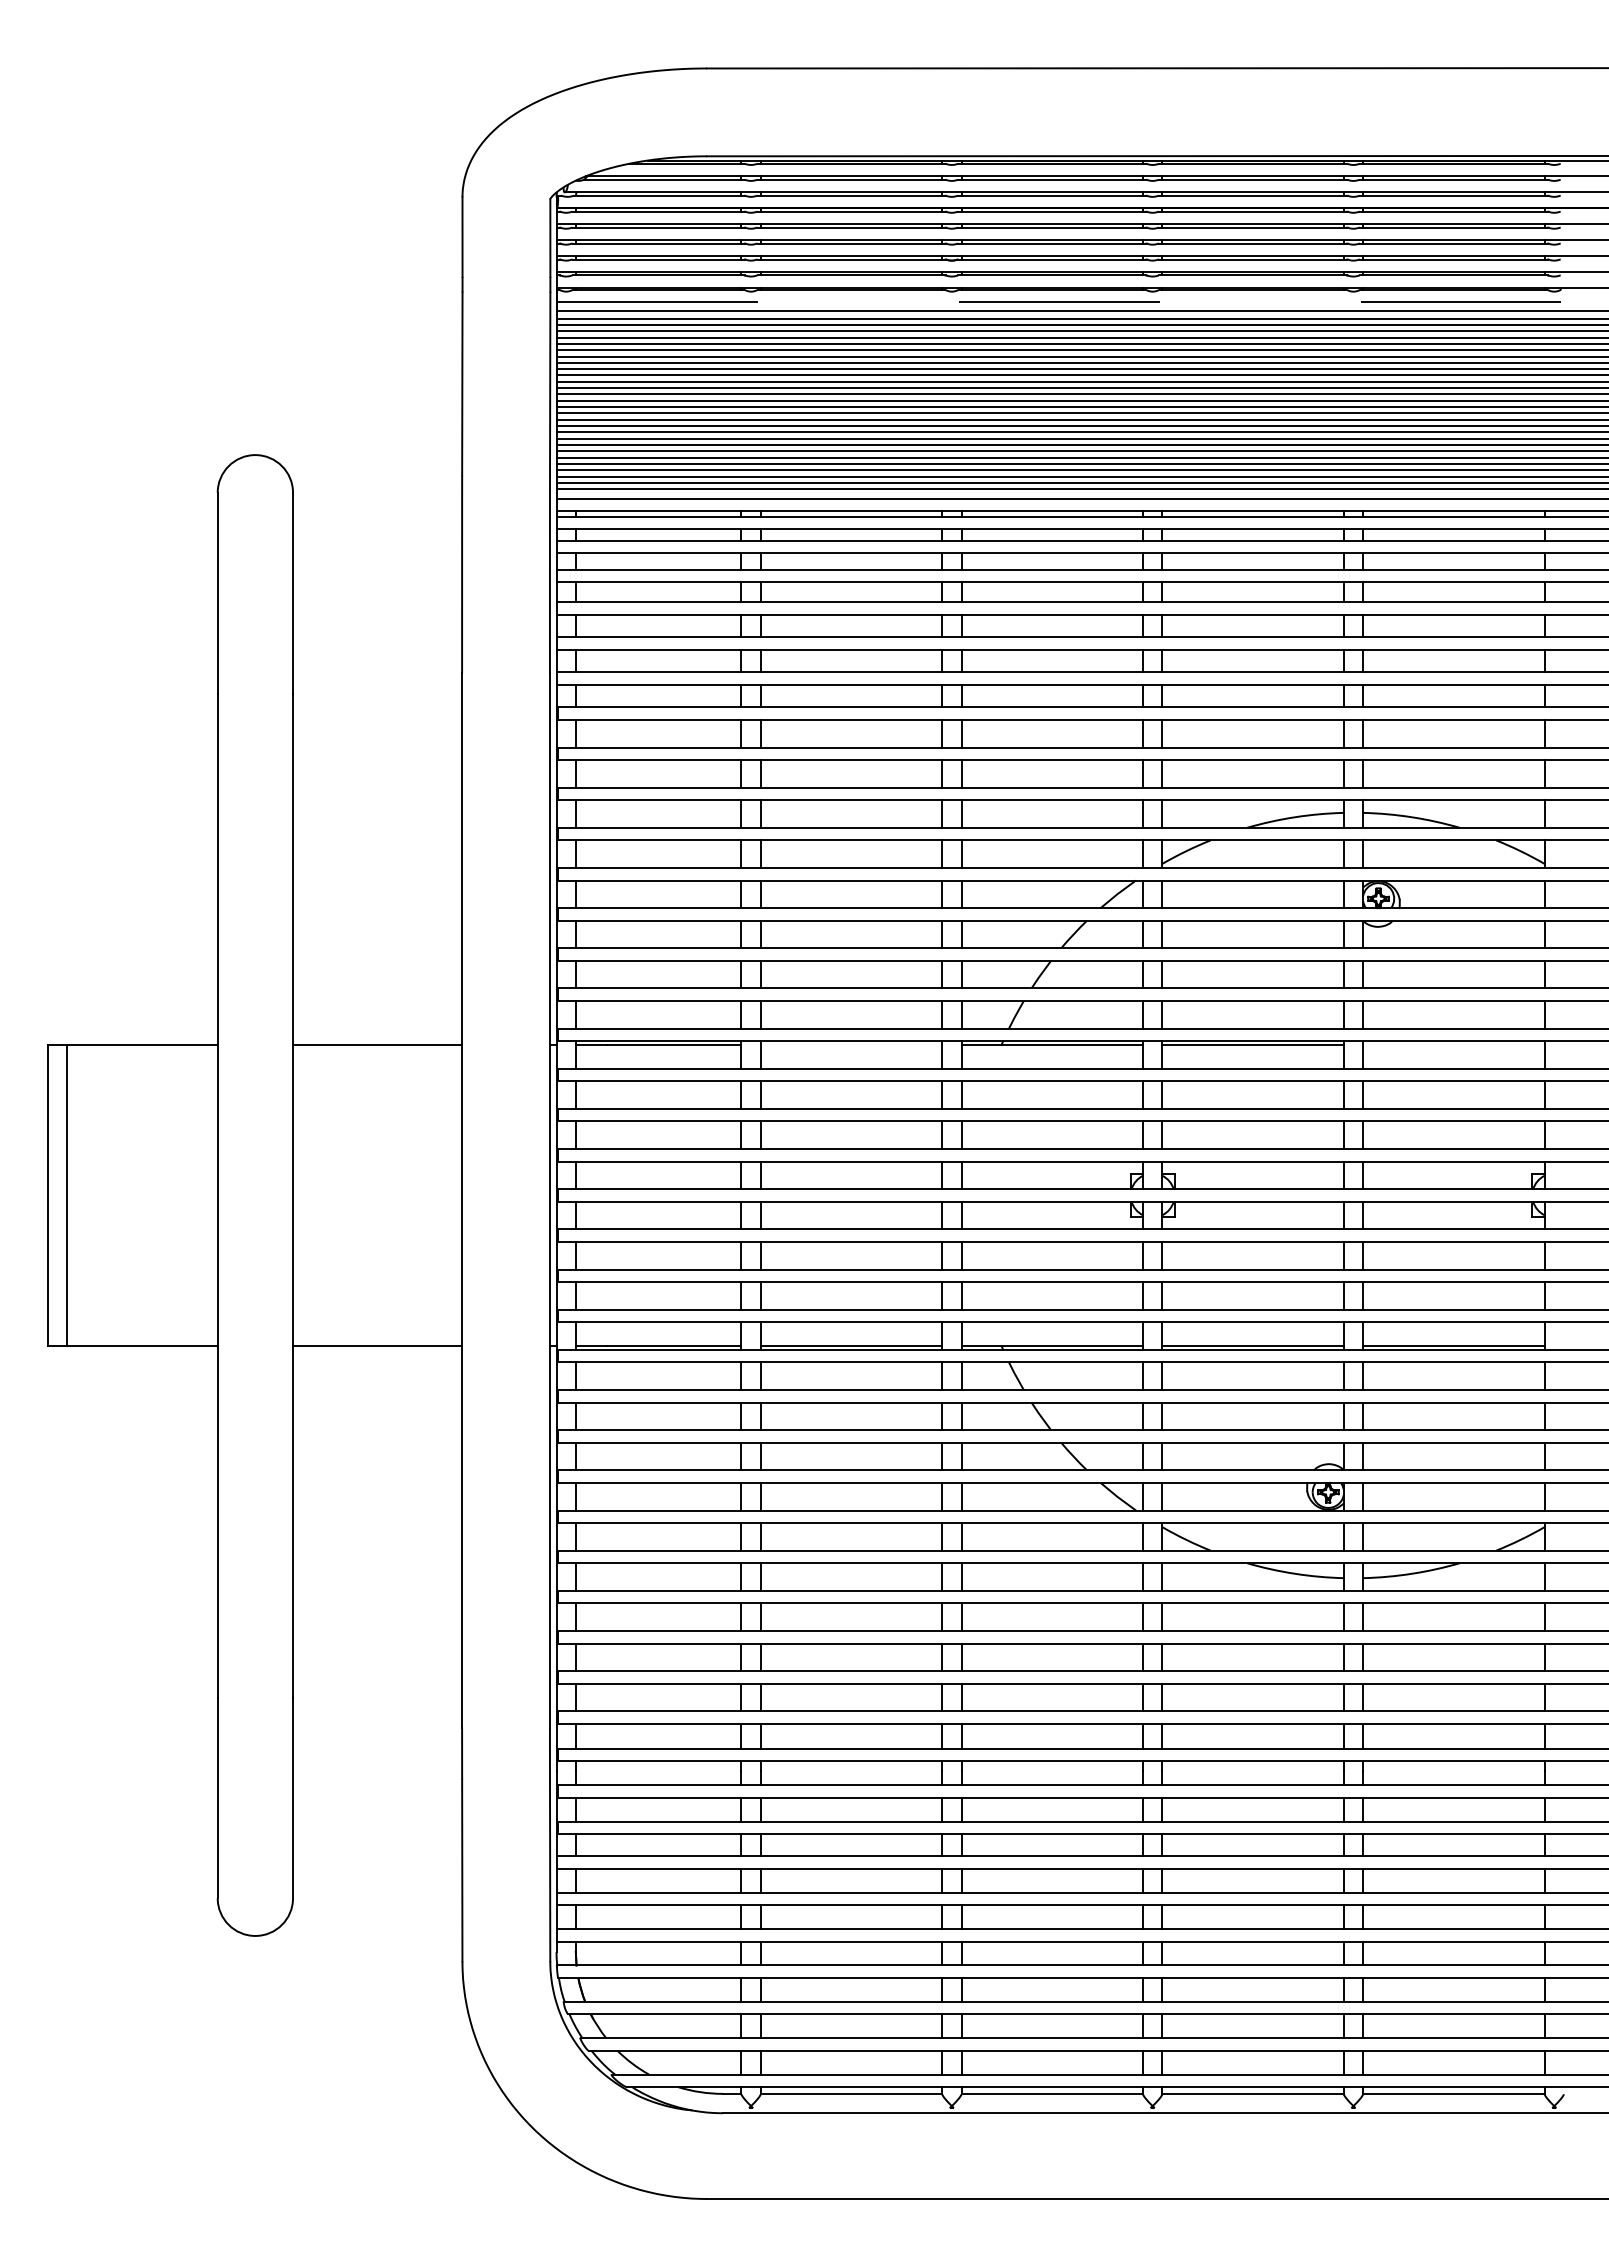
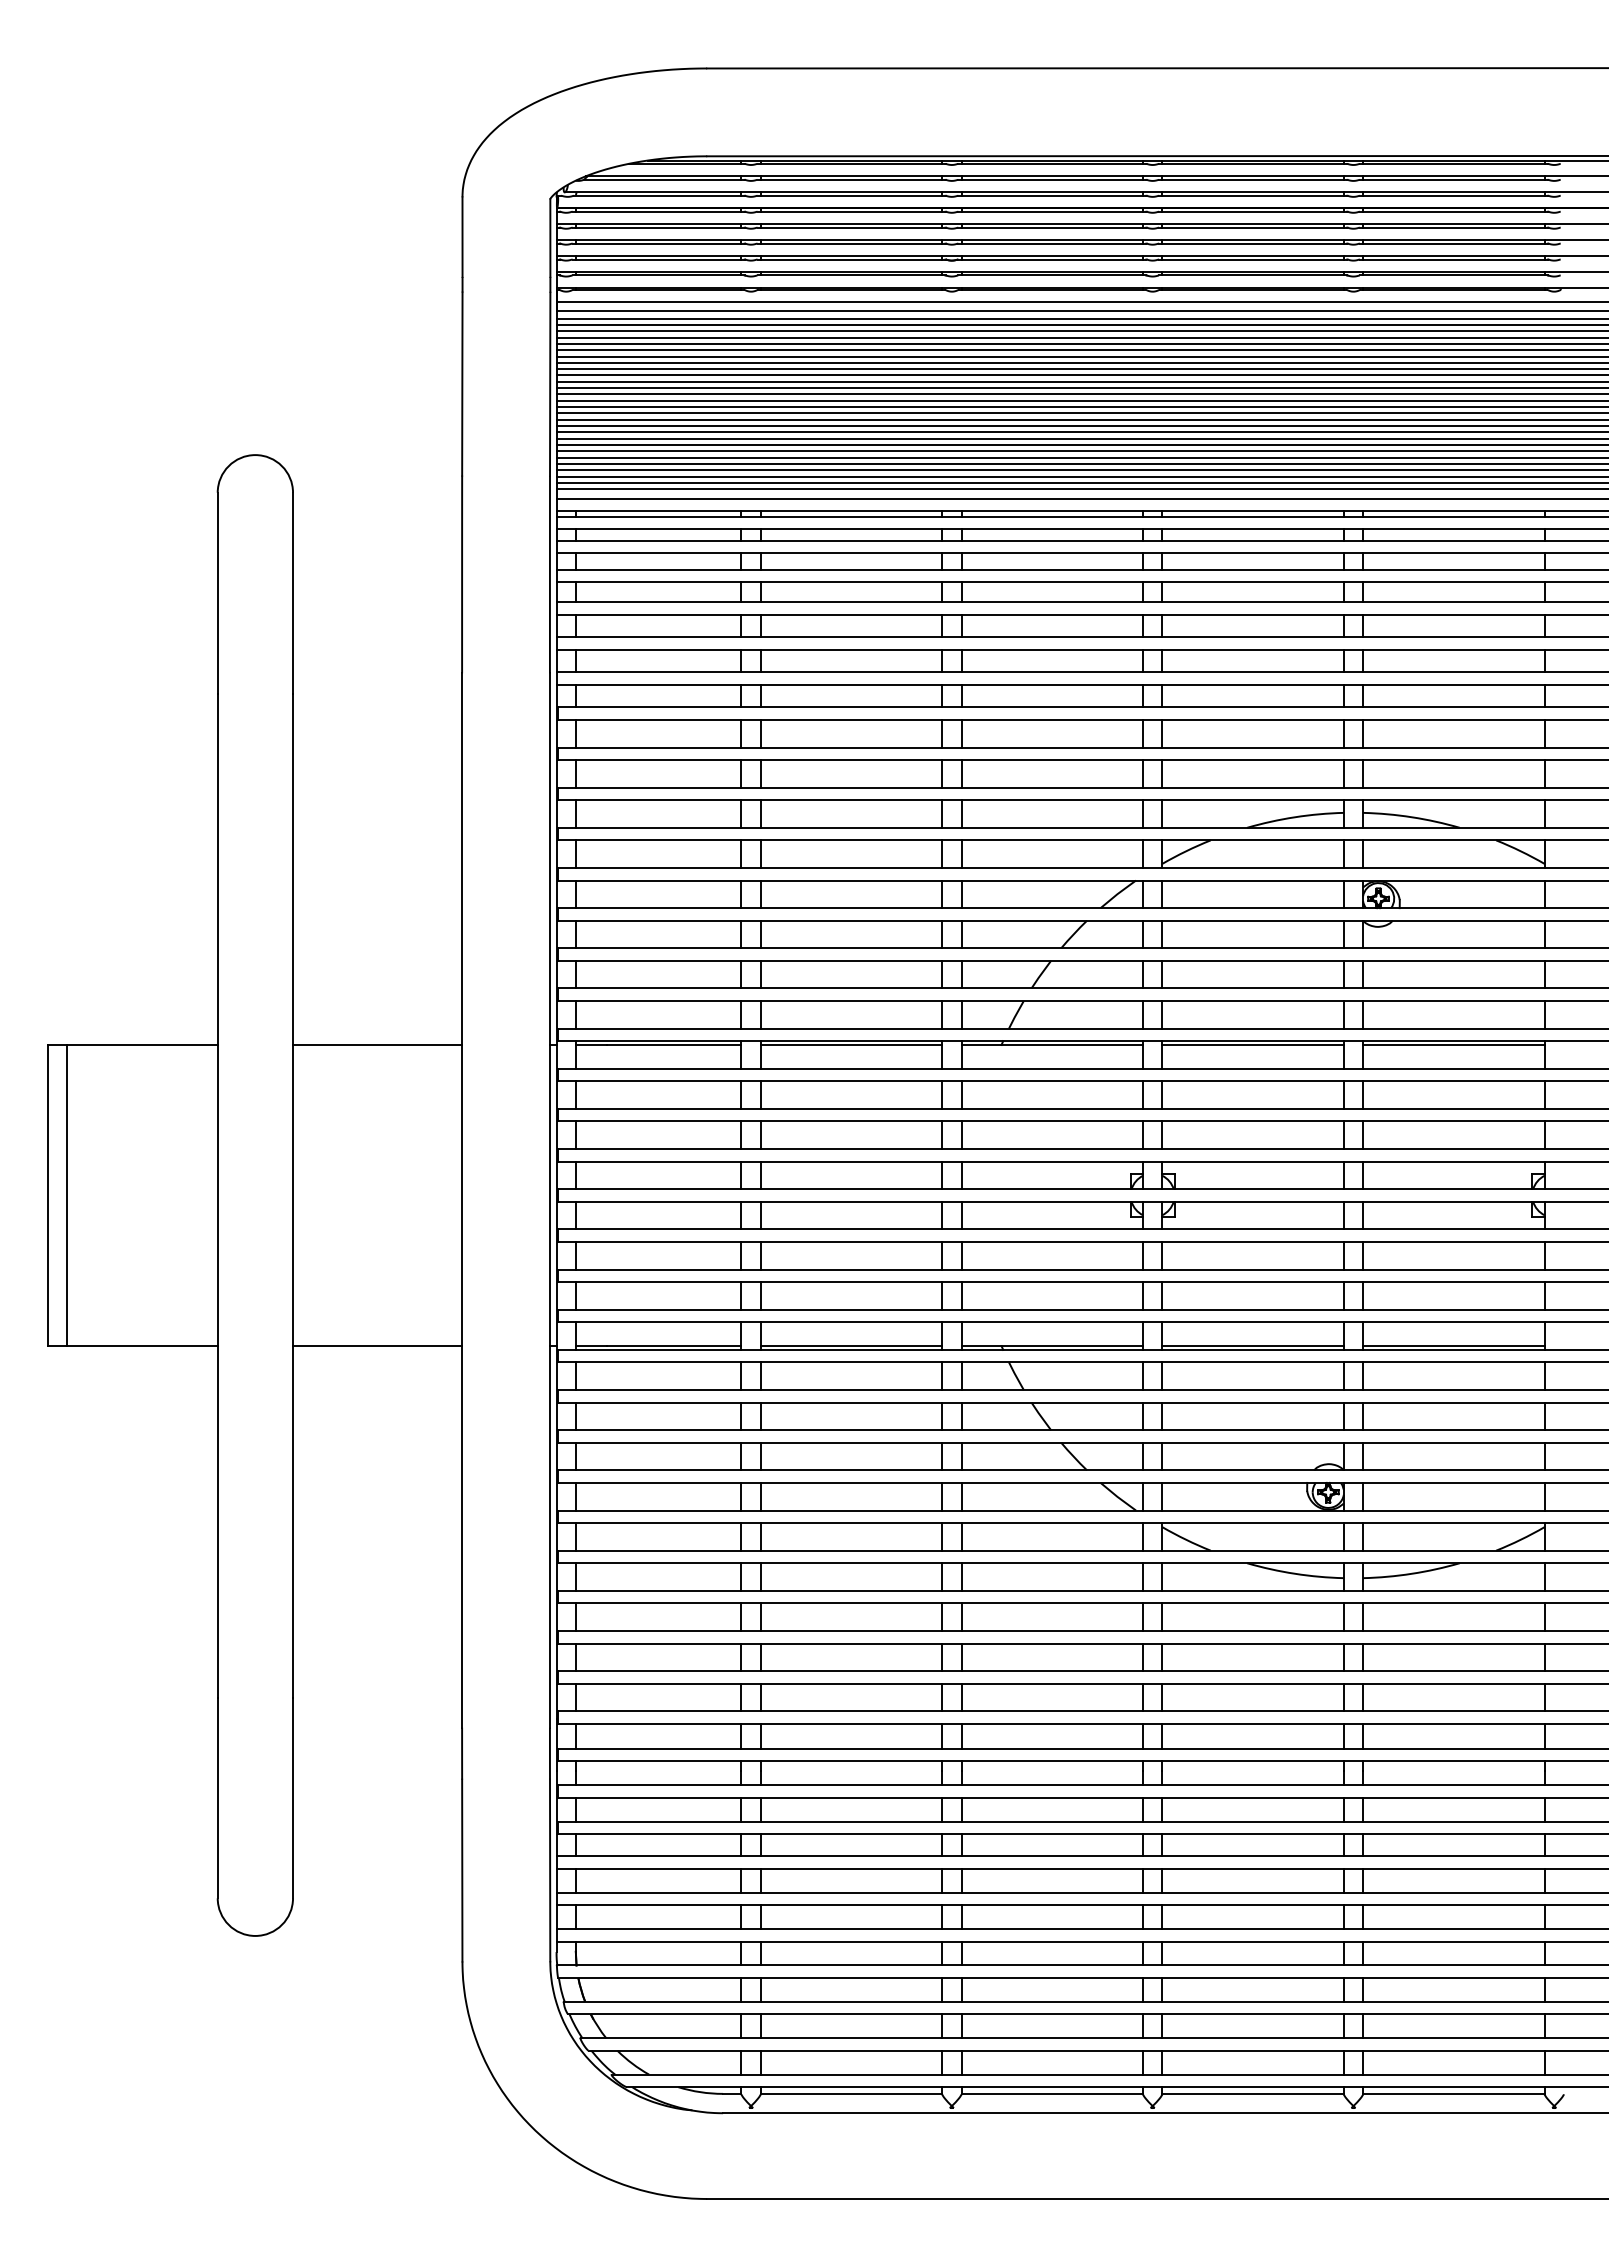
line: dashed -> solid (1083, 302)
line: none -> present (851, 1044)
line: none -> present (1453, 1044)
